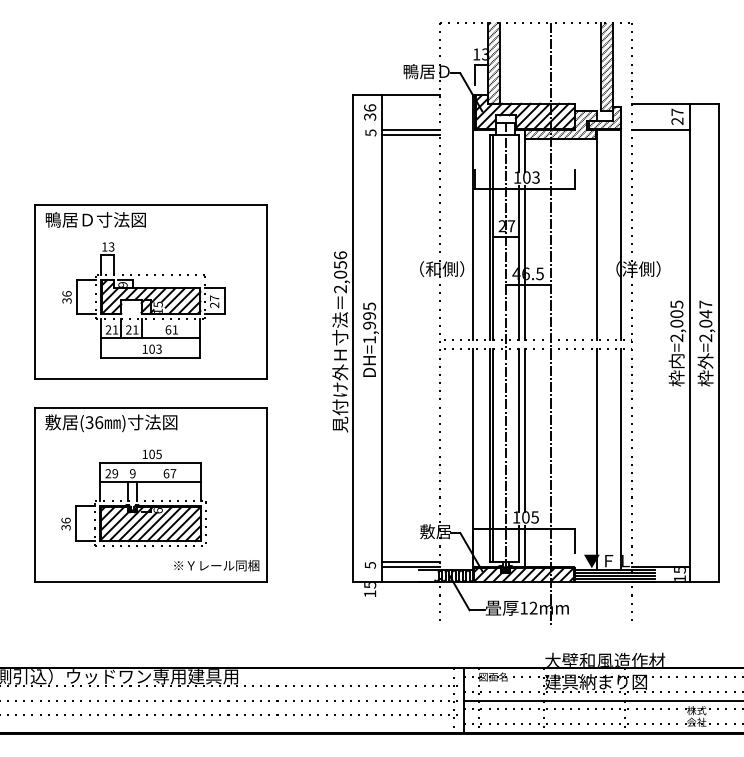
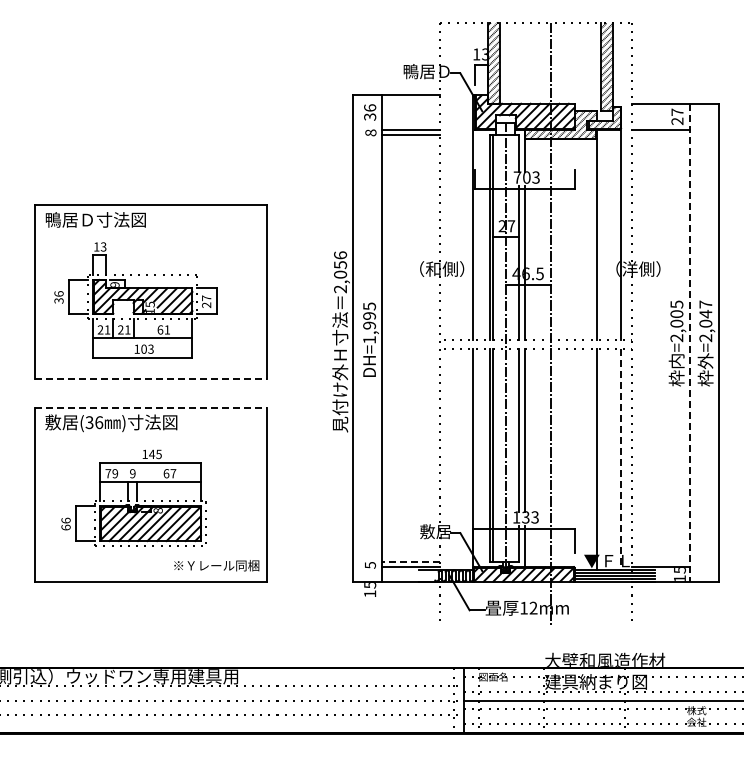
text: 5 -> 8 (370, 132)
text: 103 -> 703 (517, 177)
part position: (143, 300) -> (135, 300) (135, 300)
line: solid -> dashed (689, 342)
line: solid -> dashed (150, 378)
line: solid -> dashed (150, 407)
text: 105 -> 145 (152, 454)
line: solid -> dashed (621, 460)
text: 29 -> 79 (108, 473)
text: 6 -> 8 (157, 510)
text: 105 -> 133 (530, 517)
text: 36 -> 66 (65, 527)
line: solid -> dashed (411, 562)
